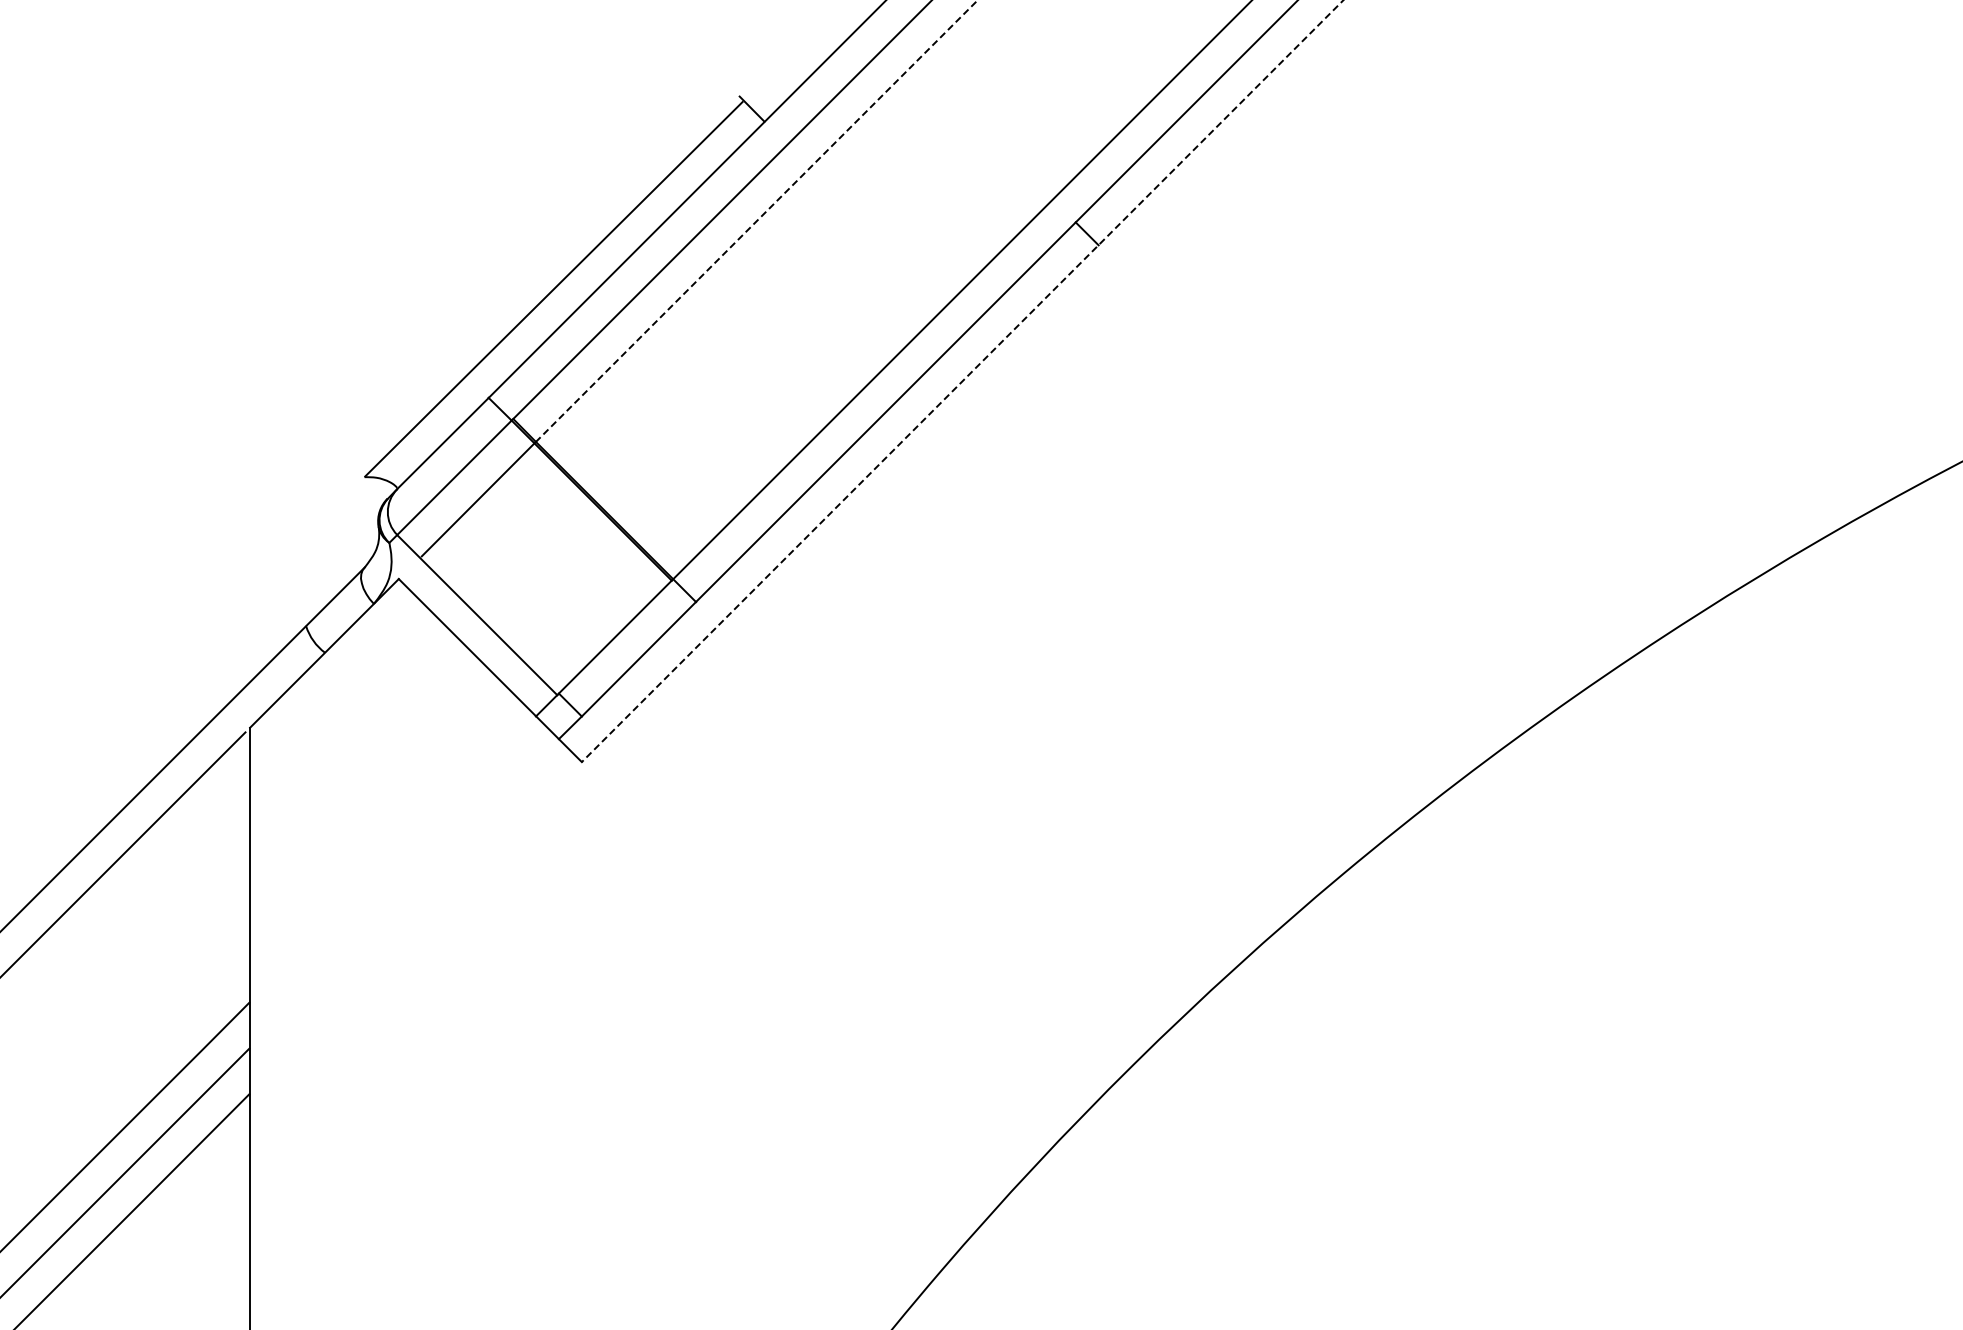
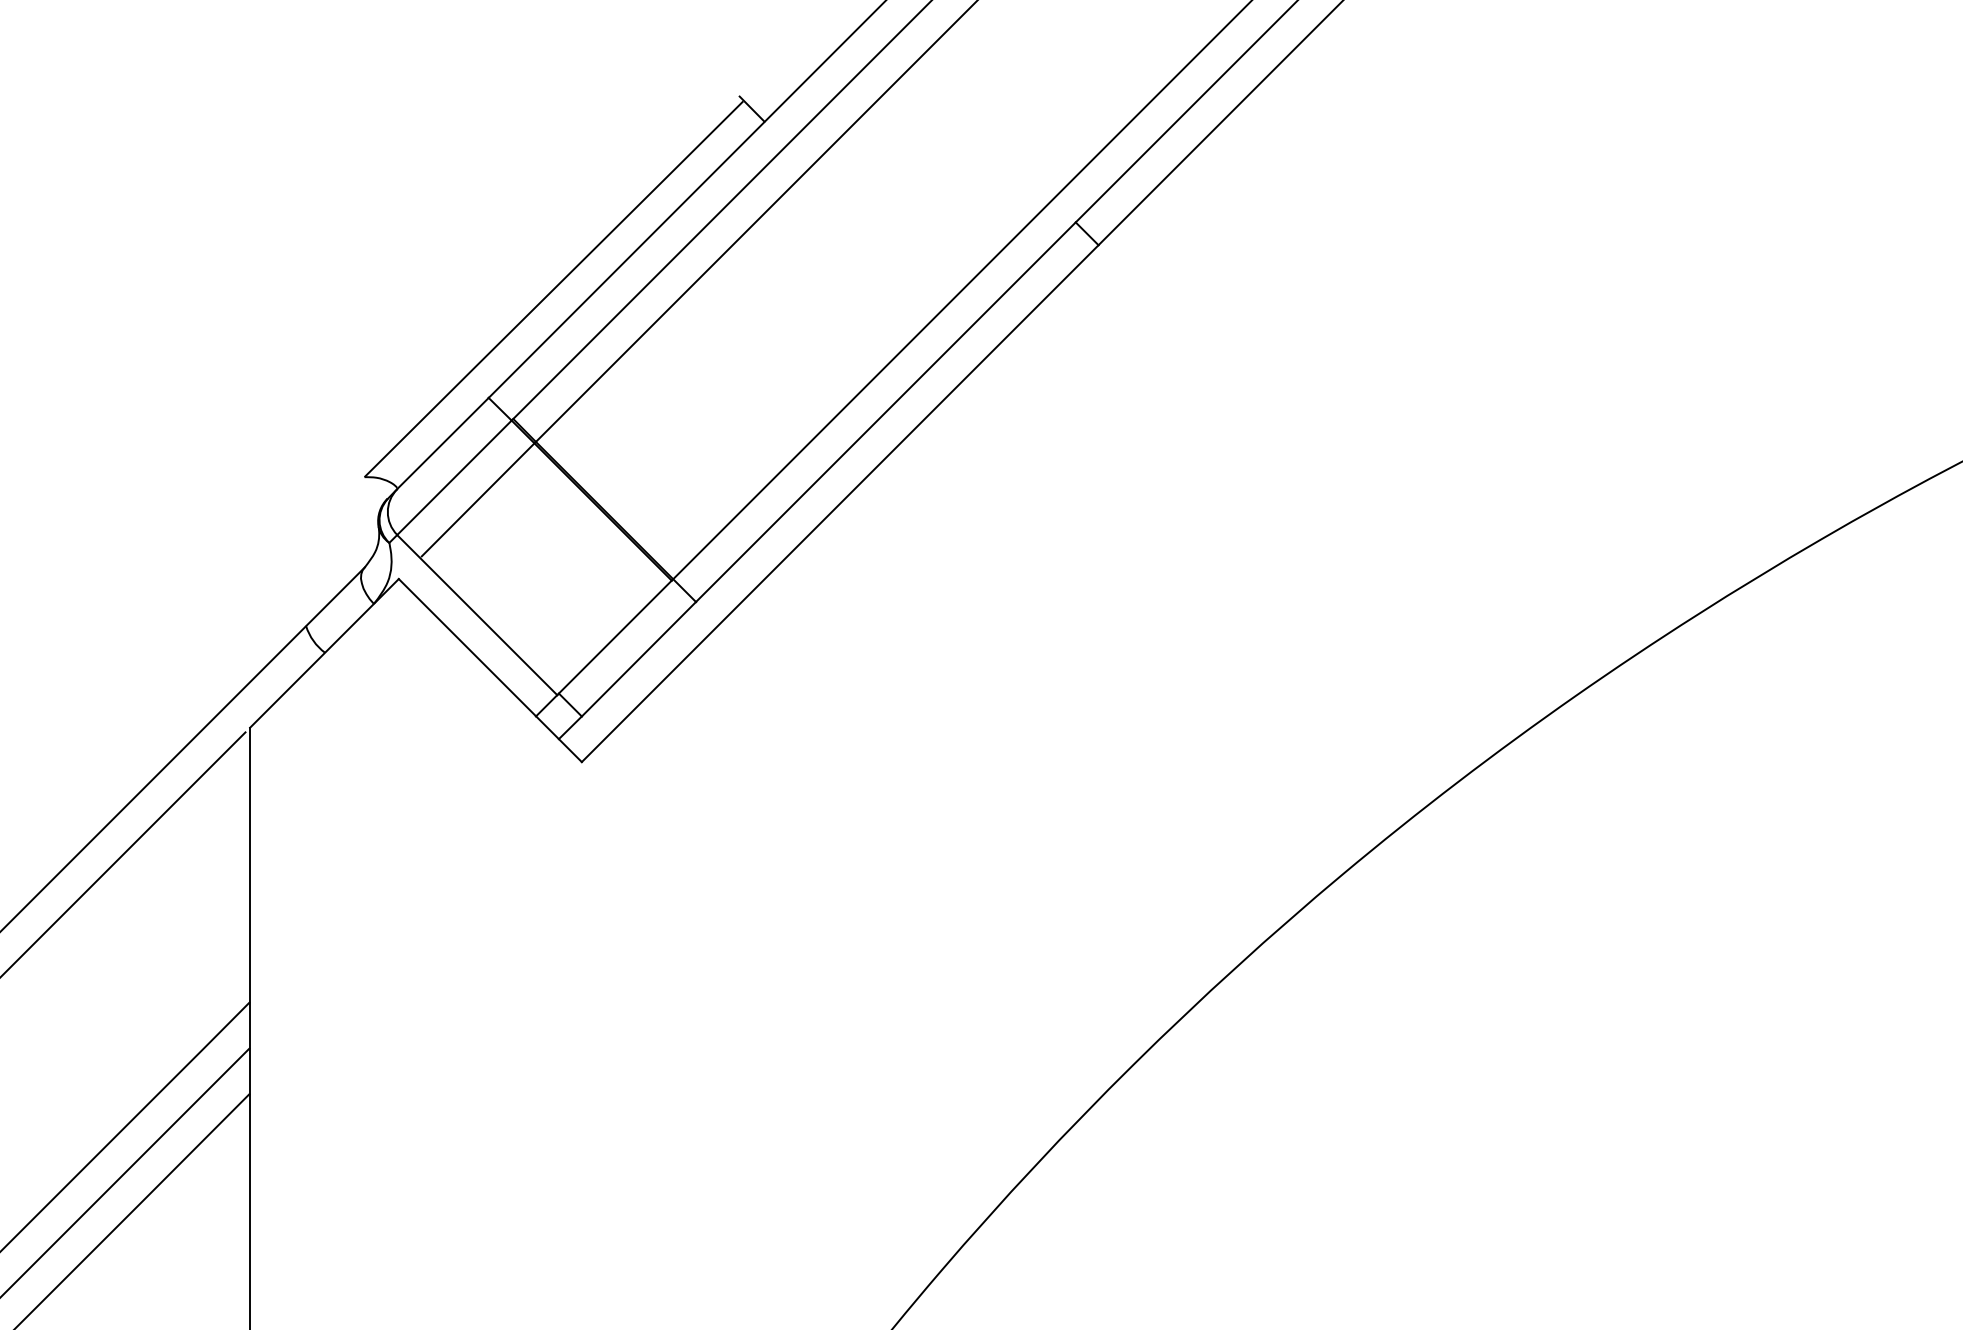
line: dashed -> solid (756, 221)
line: dashed -> solid (962, 381)
